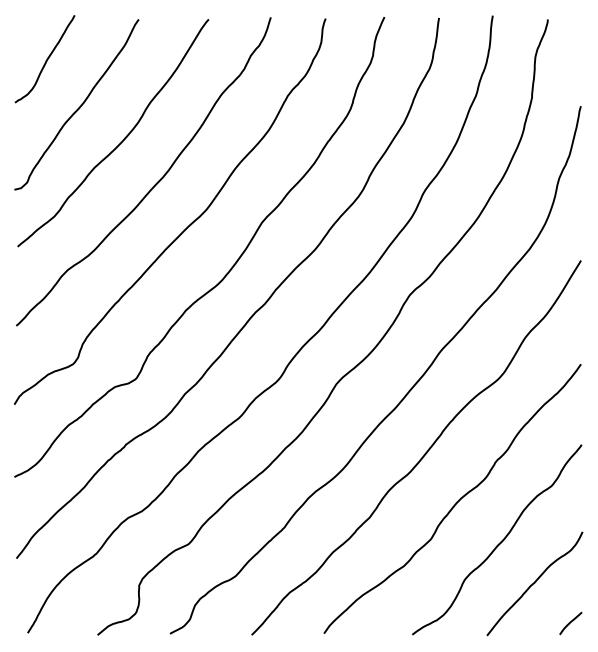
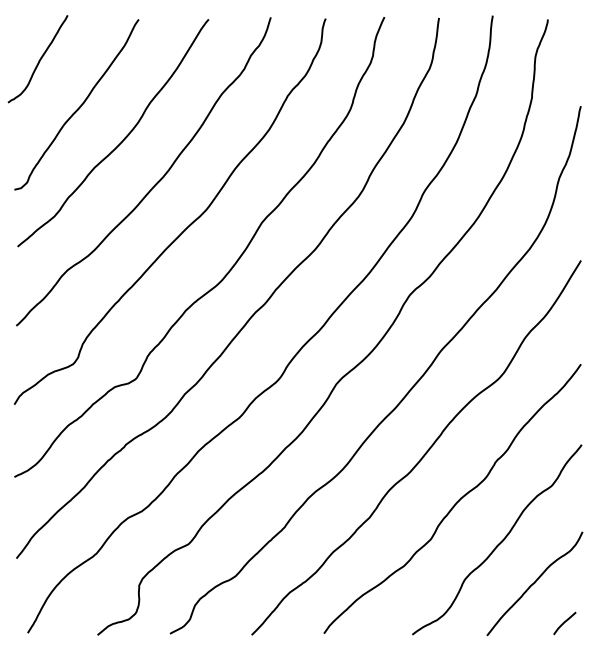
curve position: (45, 60) -> (38, 60) (38, 60)
curve position: (570, 623) -> (564, 623) (564, 623)
